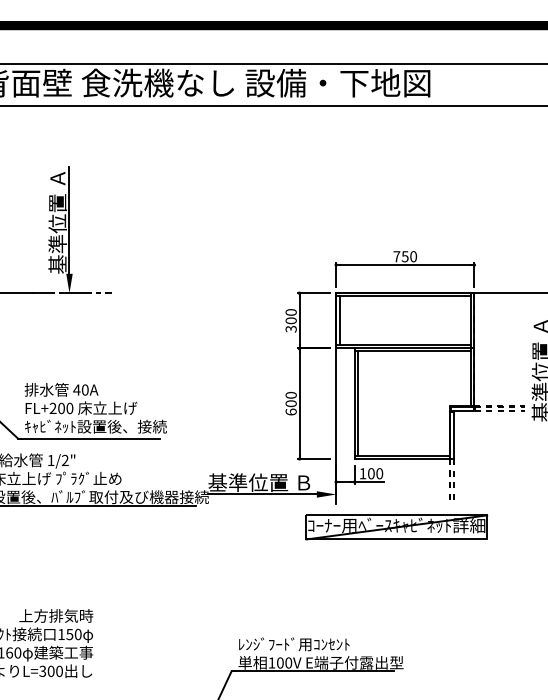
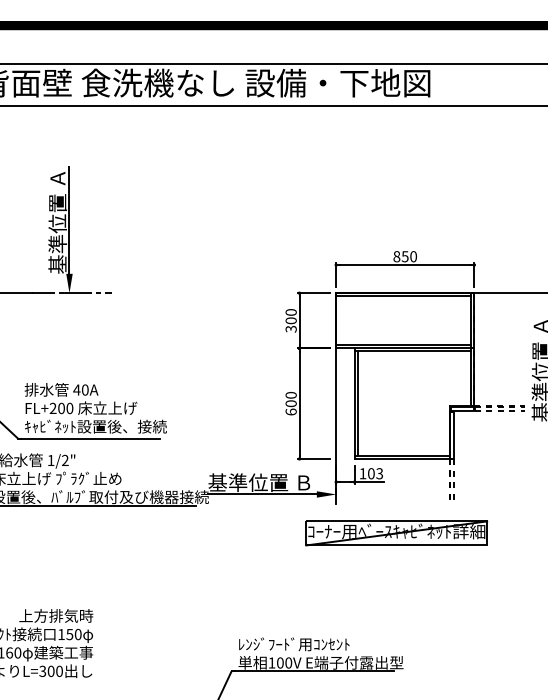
text: 750 -> 850 (396, 256)
line: present -> none (339, 320)
text: 100 -> 103 (379, 473)
part position: (396, 527) -> (396, 533) (396, 533)
